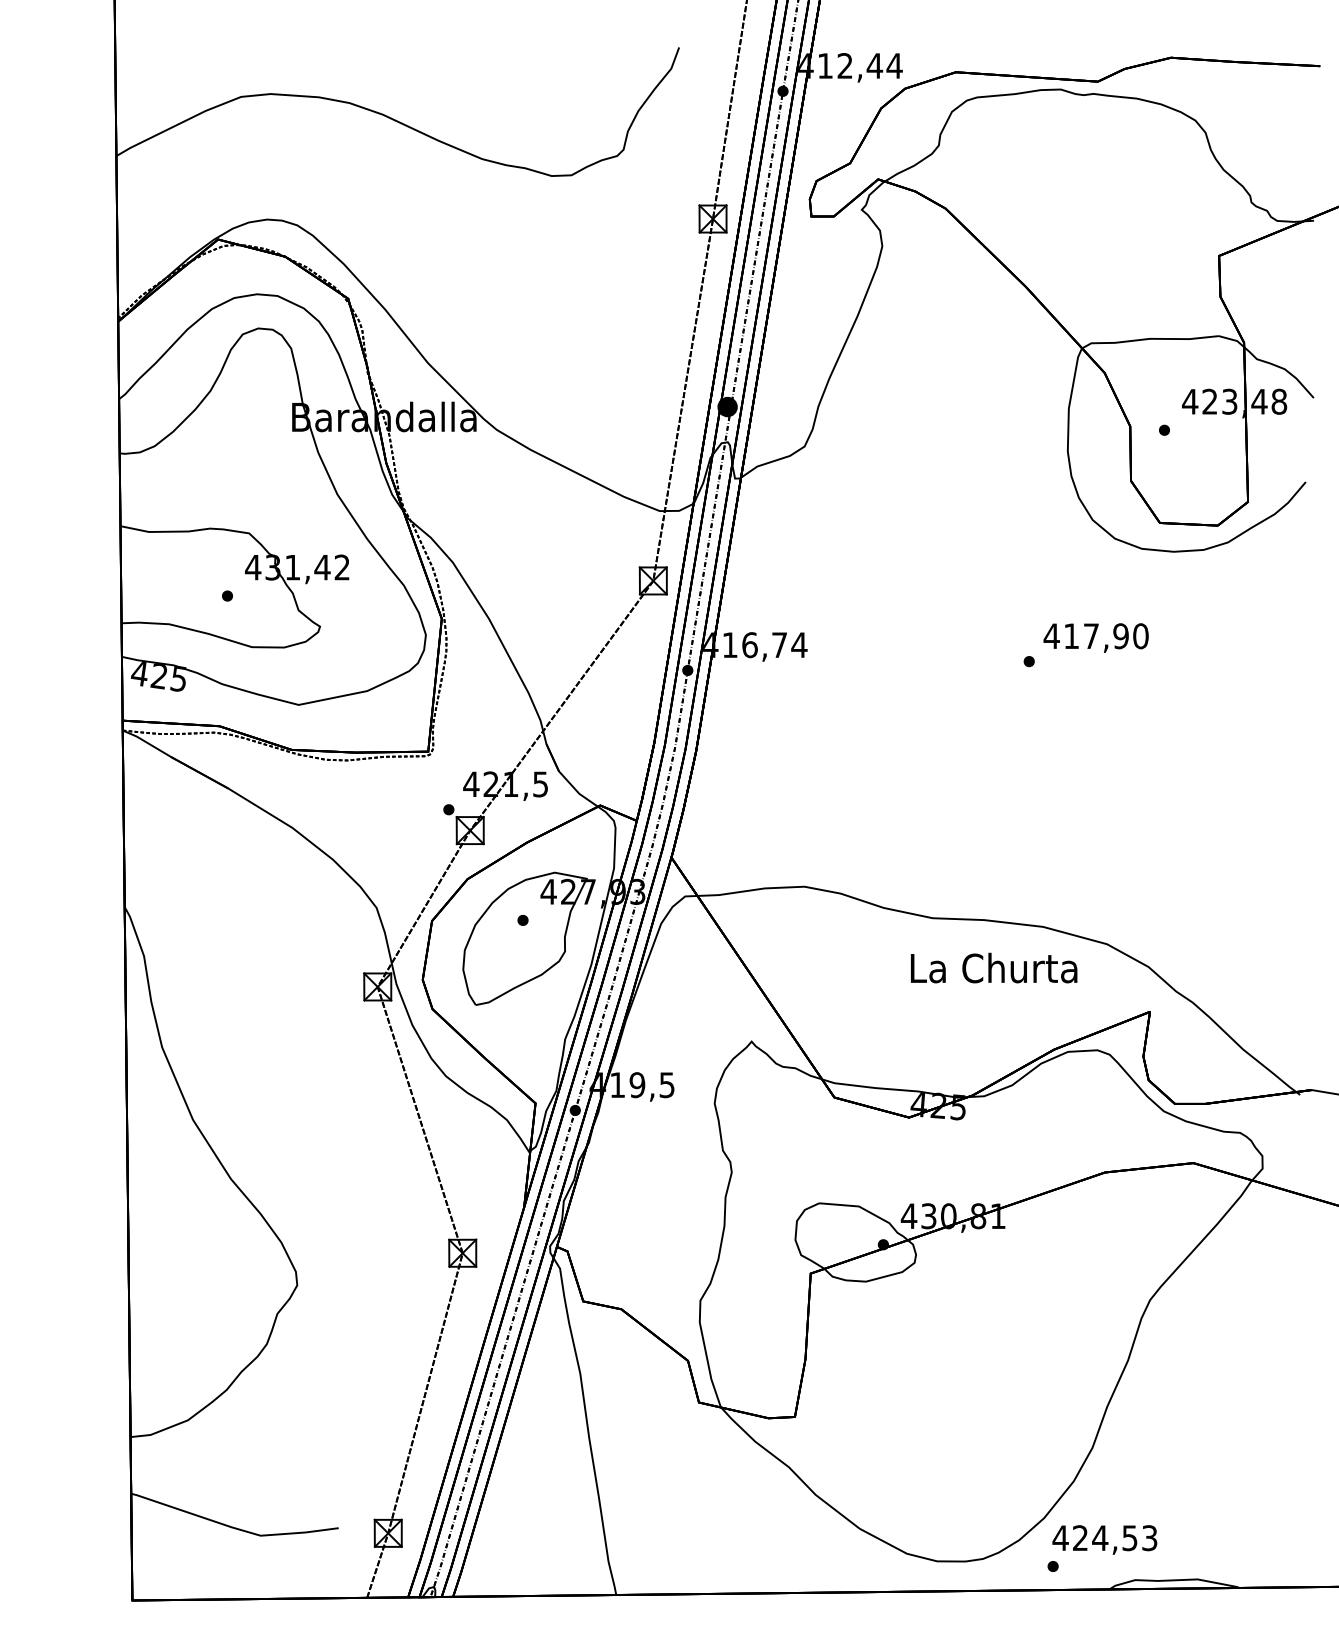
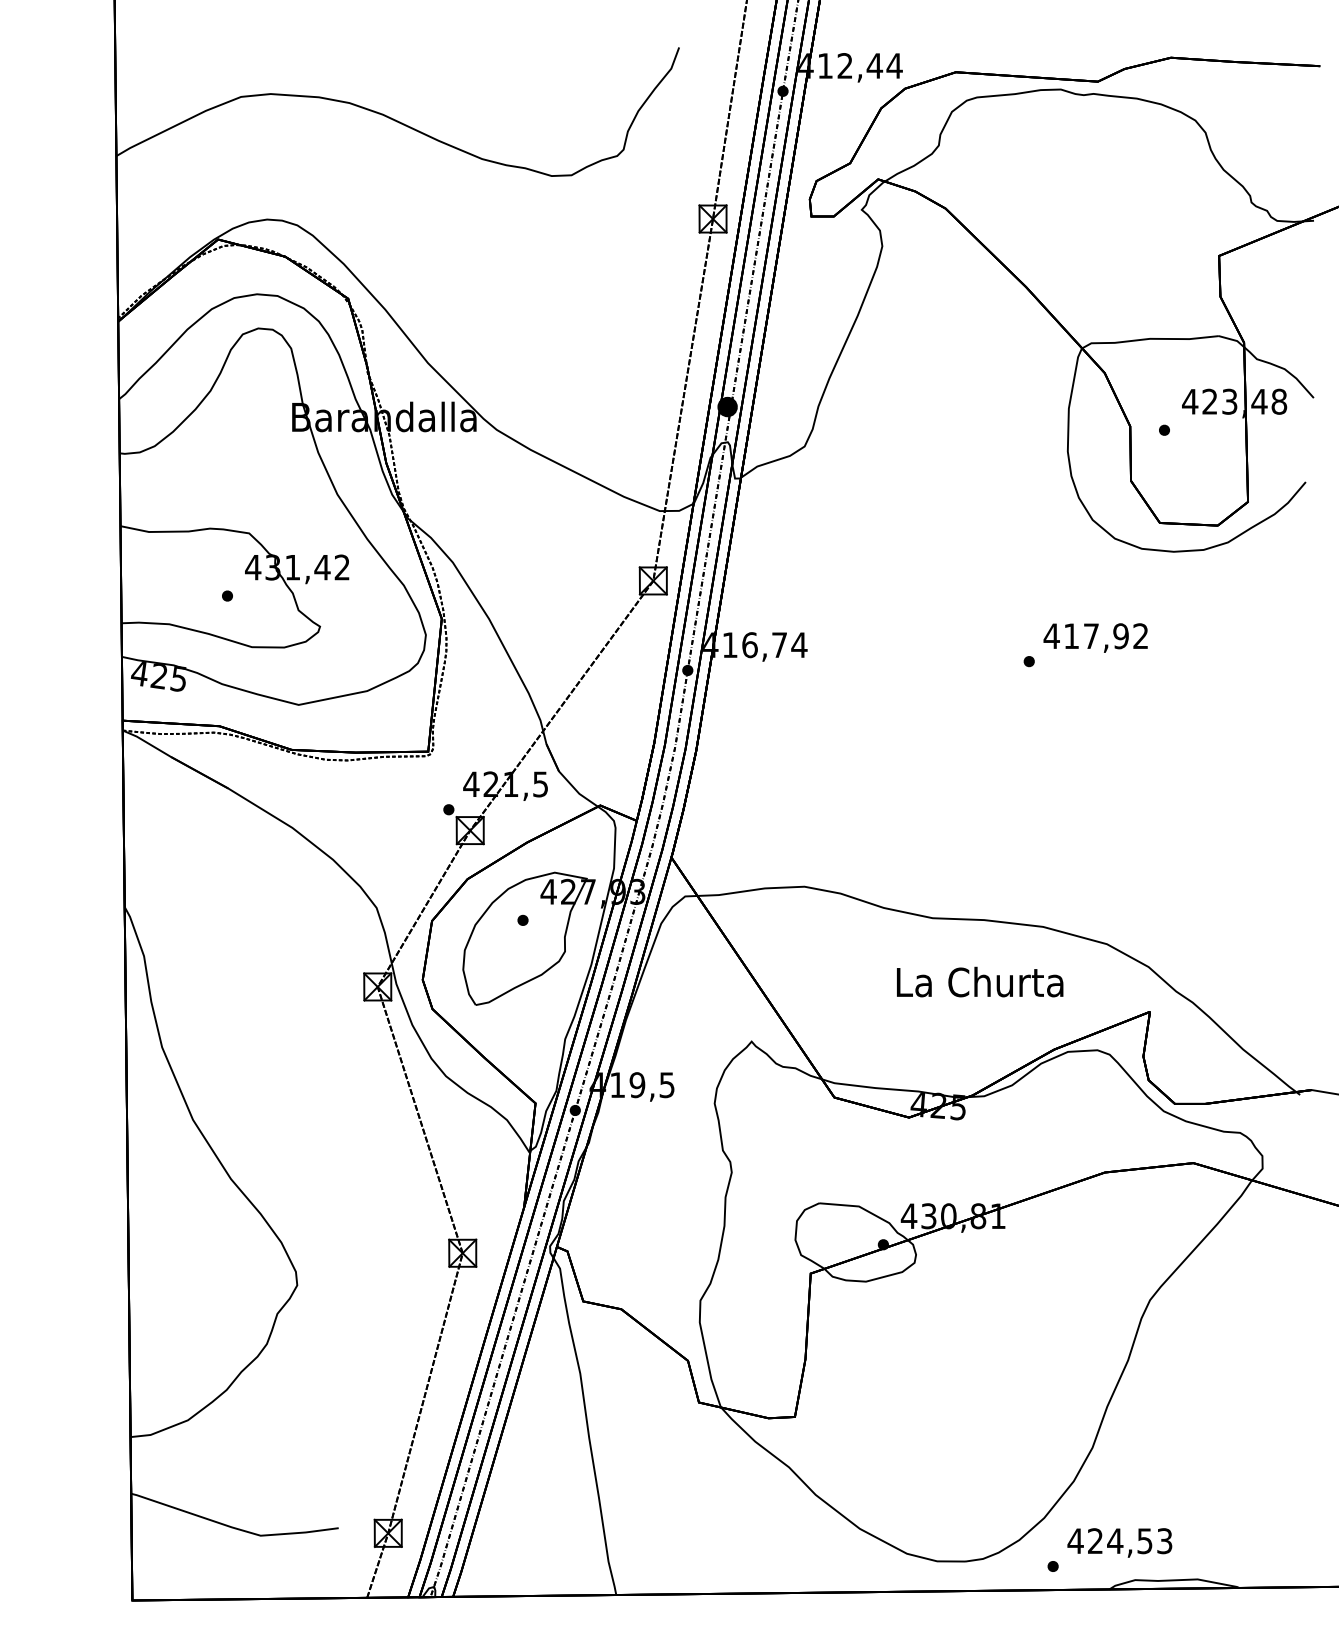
text: 417,90 -> 417,92 (1140, 636)
text position: (994, 967) -> (980, 981) (980, 981)
text position: (1104, 1539) -> (1119, 1542) (1119, 1542)
